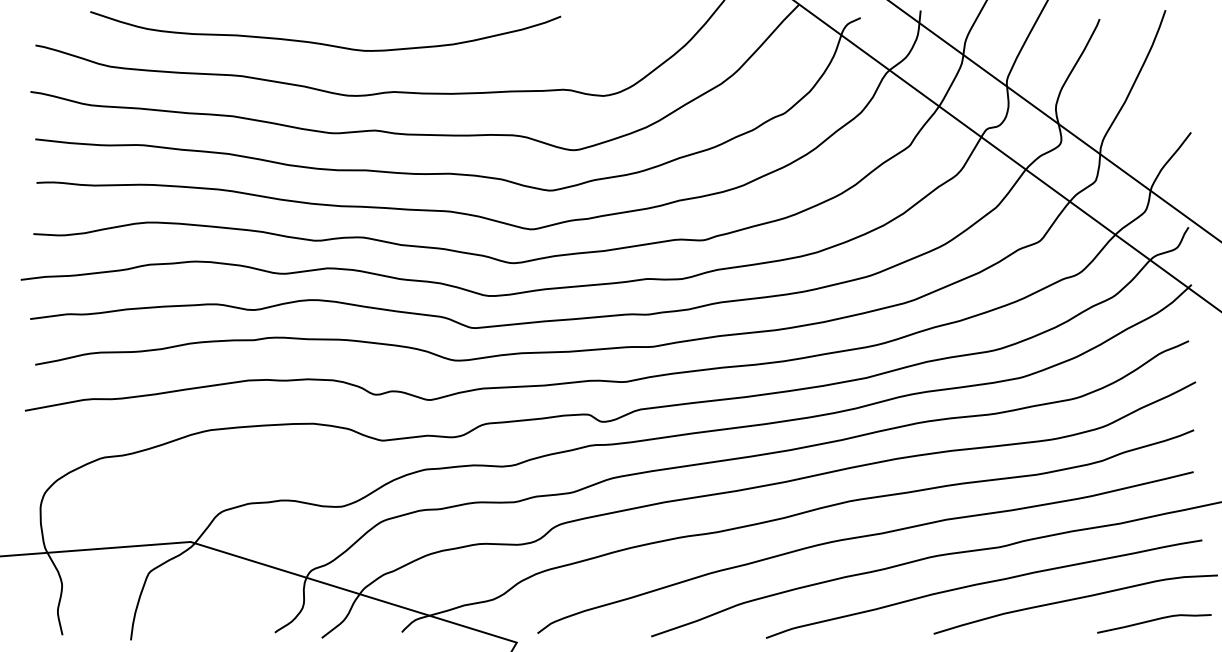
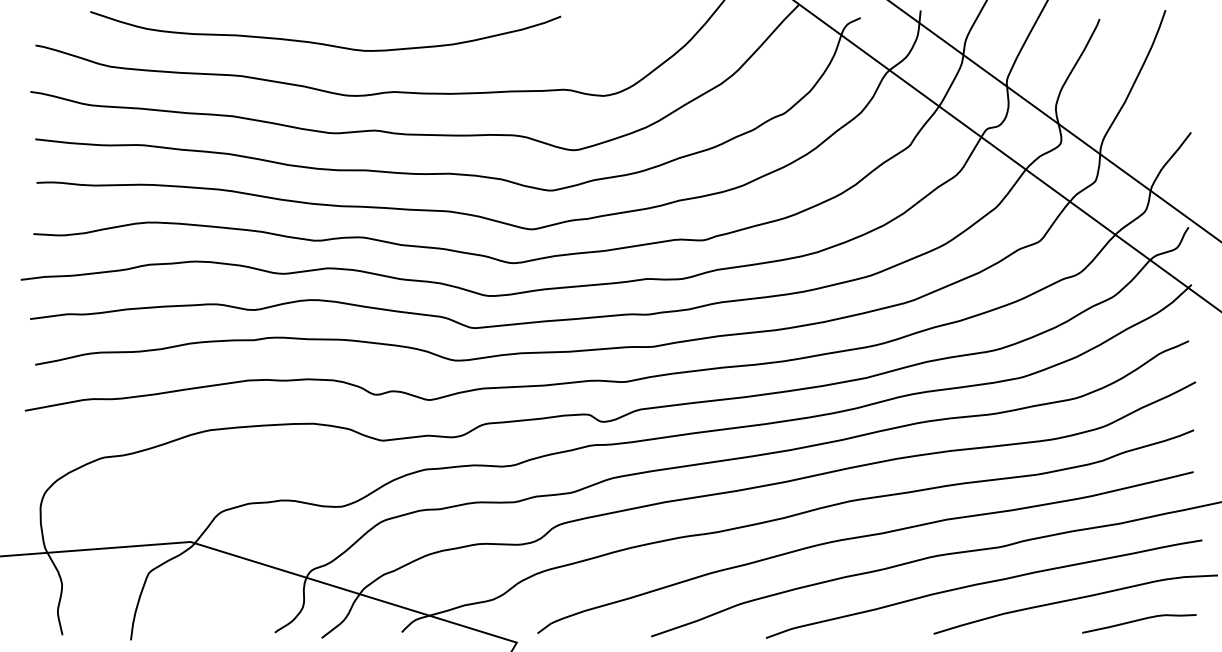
curve position: (1153, 621) -> (1138, 621) (1138, 621)
